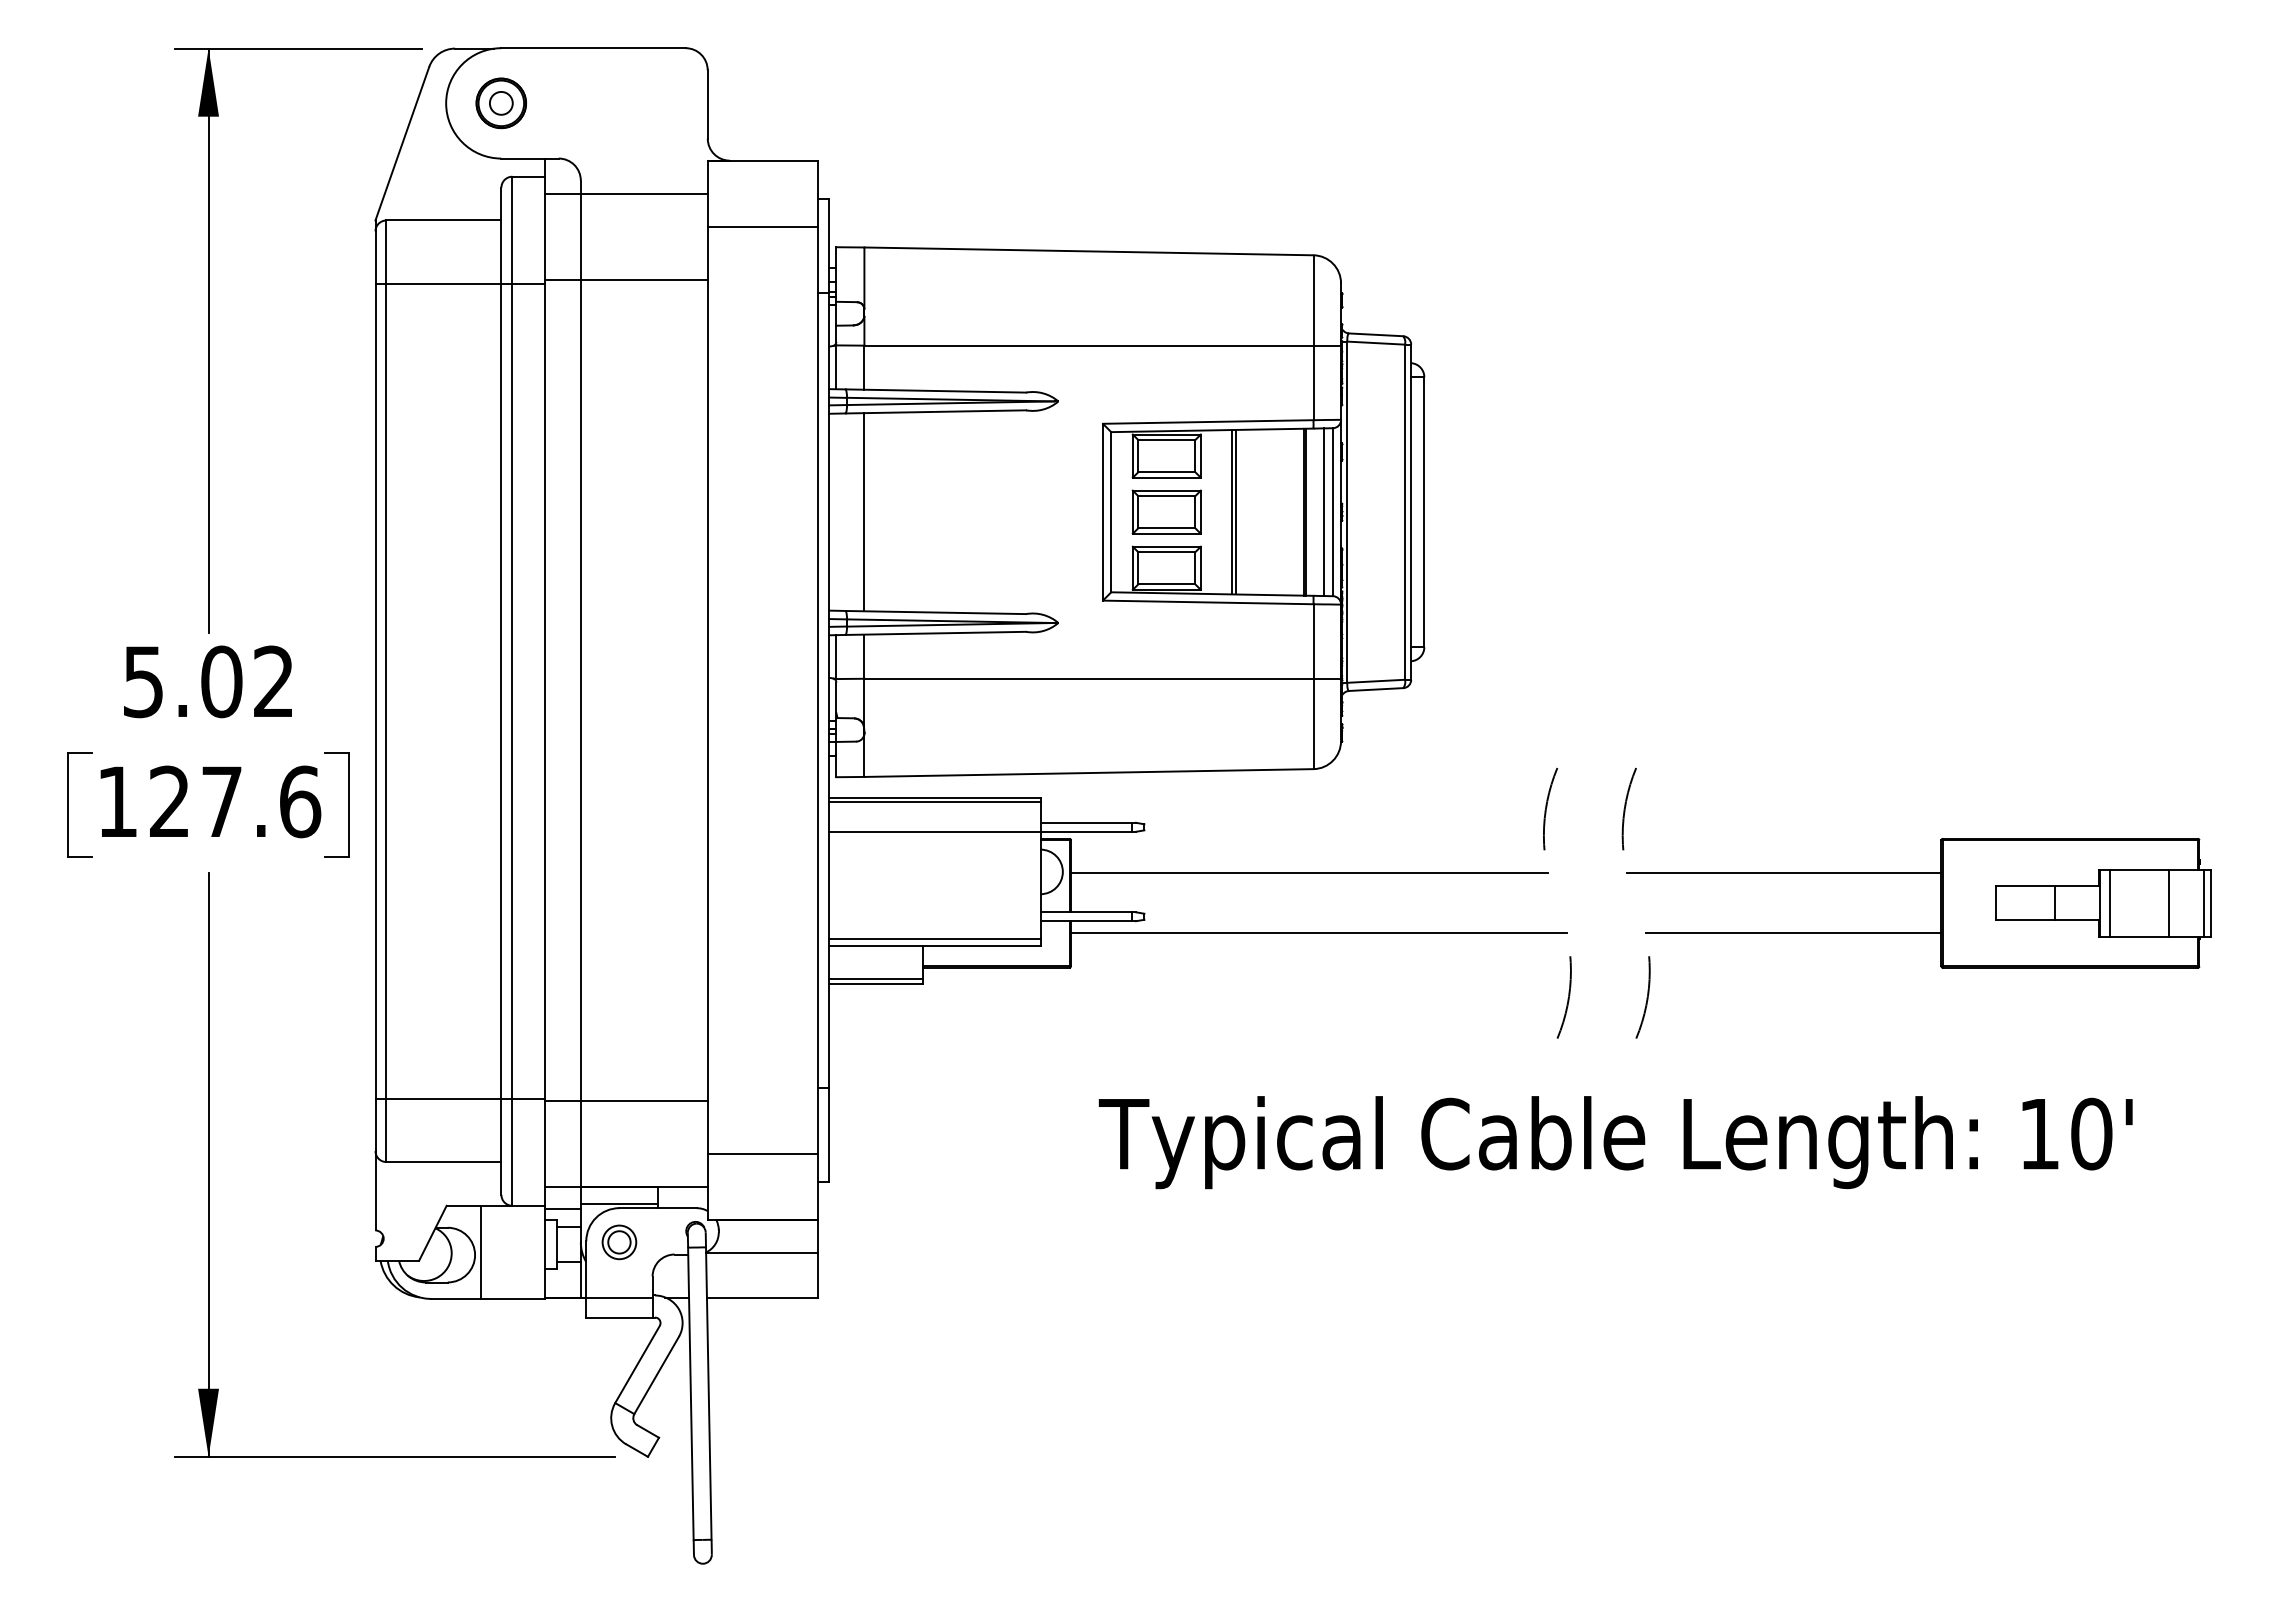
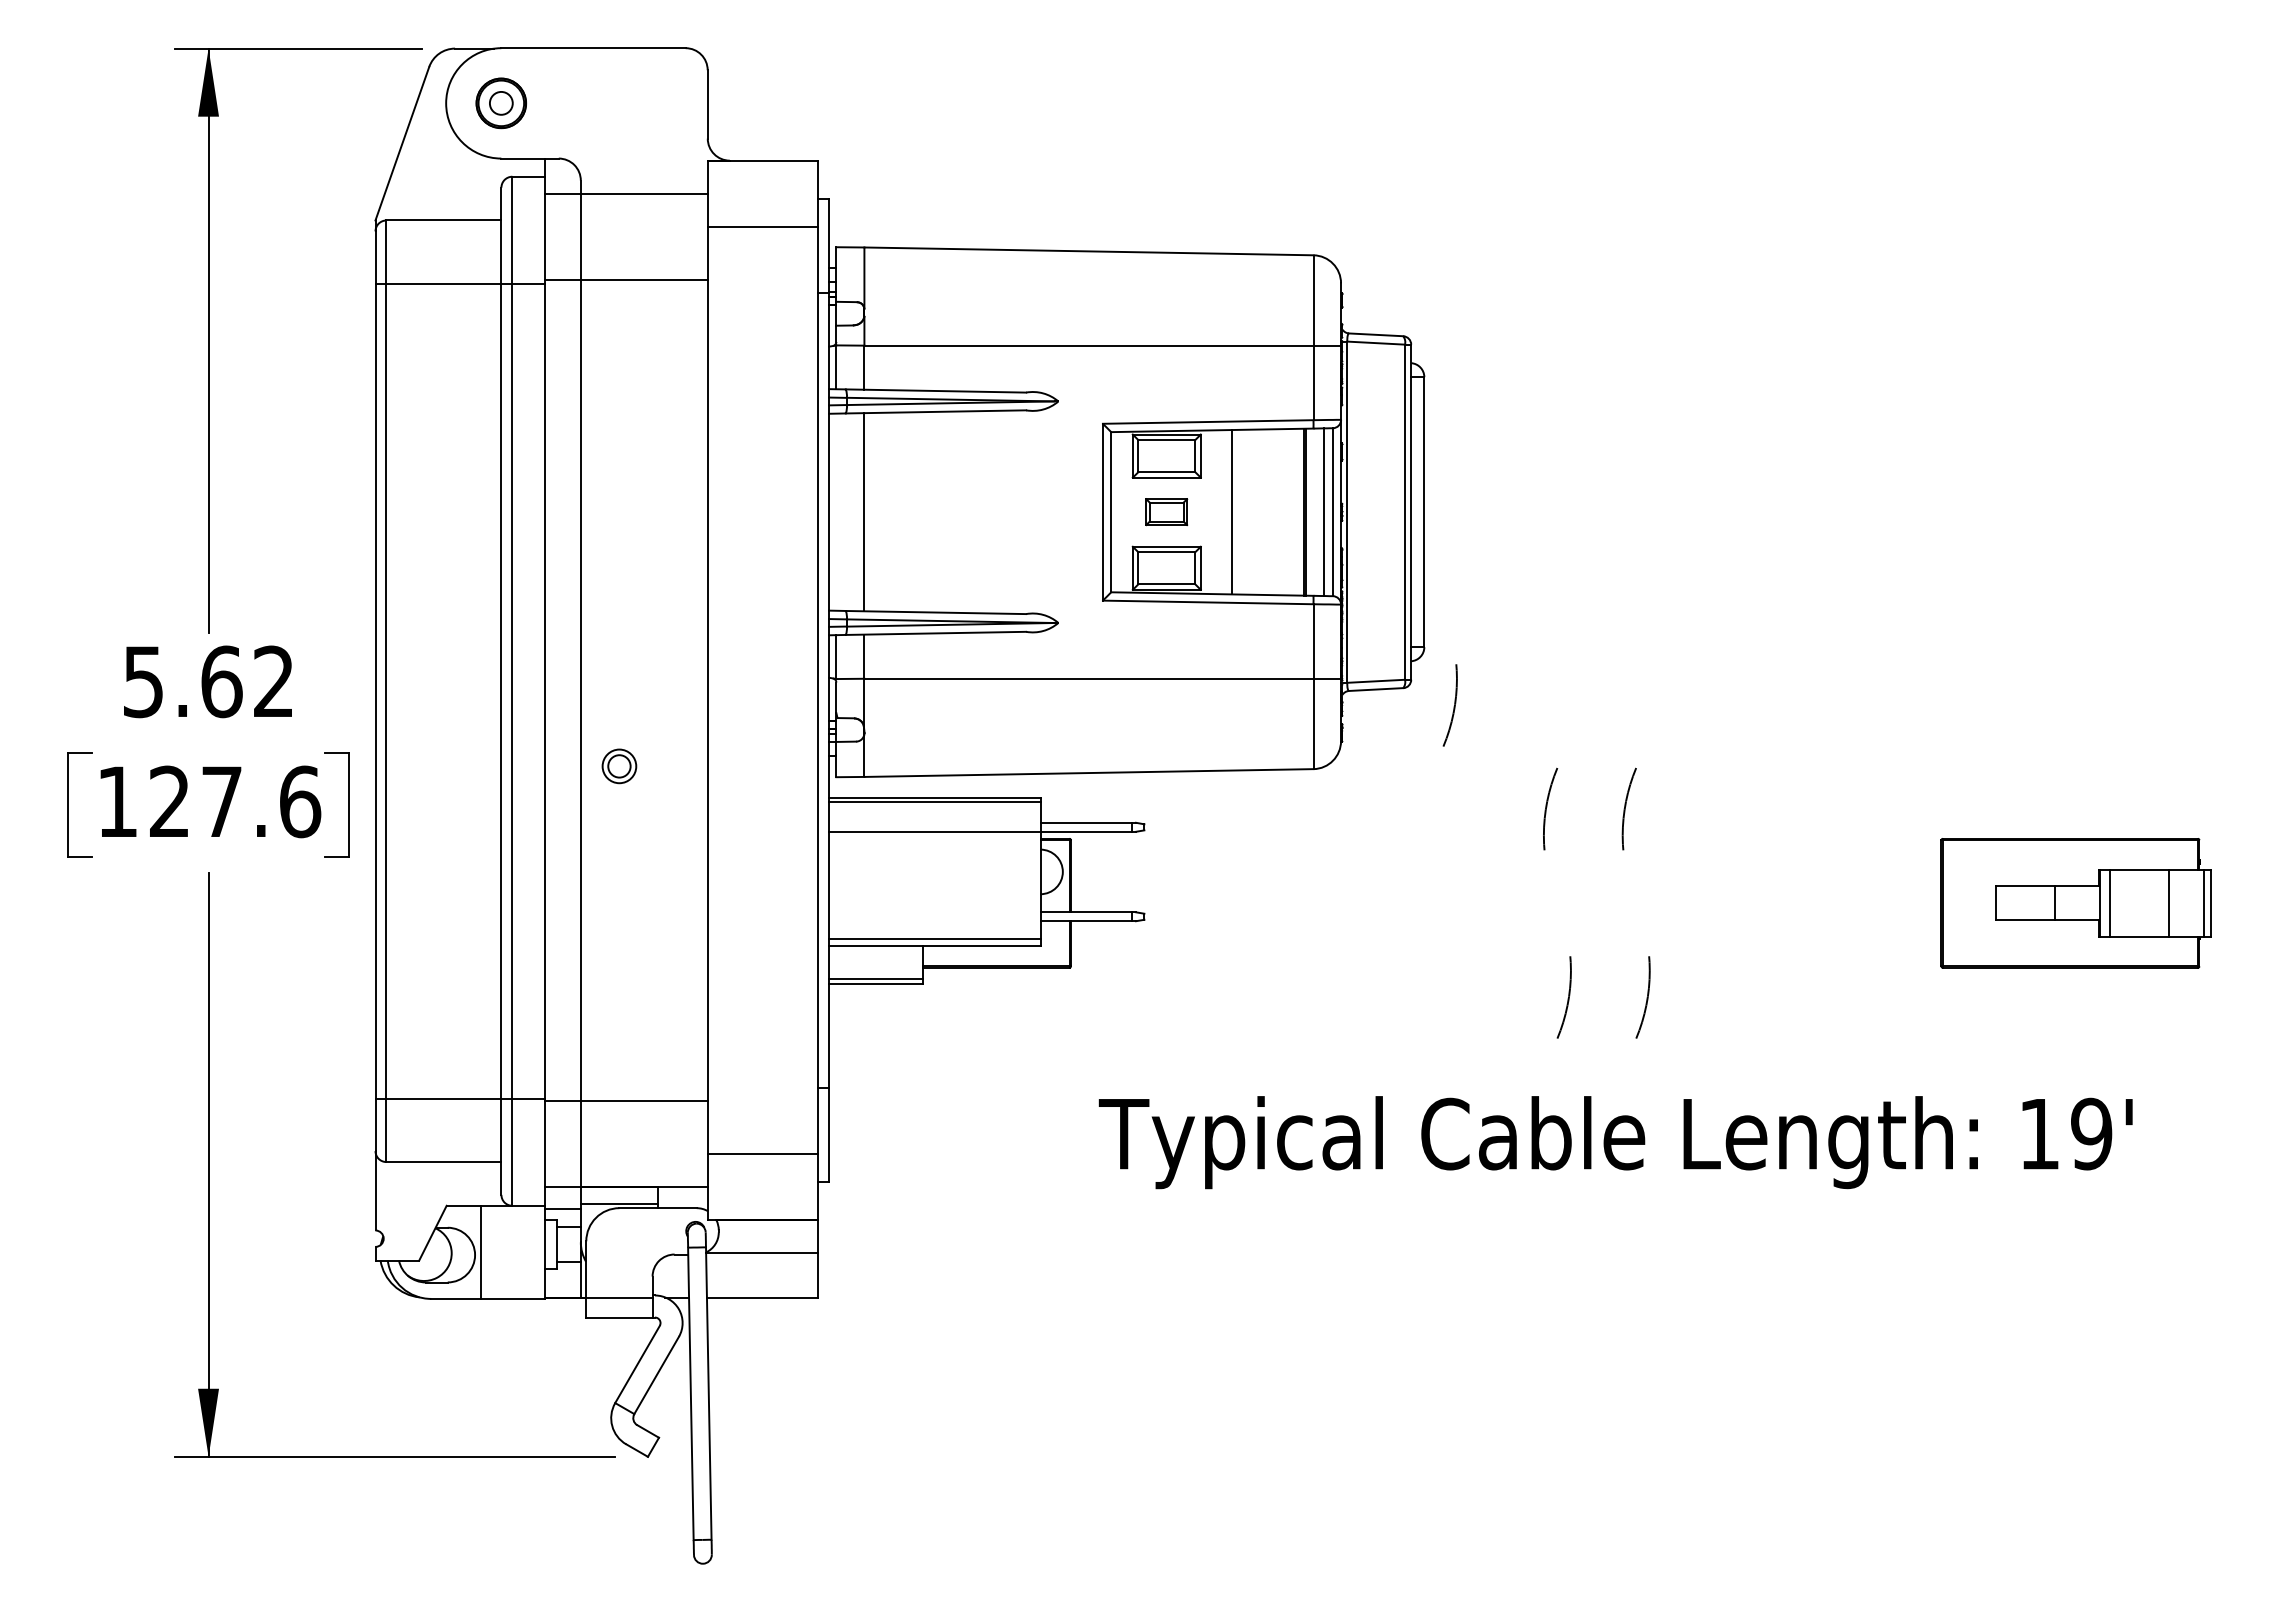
part size: 71x46 px -> 44x29 px (1166, 512)
line: present -> none (1235, 511)
text: 5.02 -> 5.62 (221, 681)
arc: none -> present (1453, 706)
line: present -> none (1308, 873)
line: present -> none (1783, 873)
line: present -> none (1318, 933)
line: present -> none (1793, 933)
text: 10' -> 19' (2091, 1134)
part position: (619, 1242) -> (619, 766) (619, 766)
